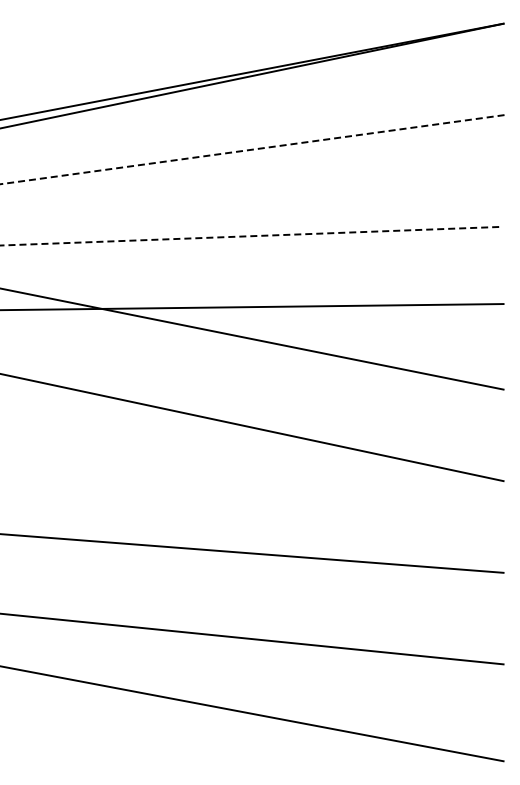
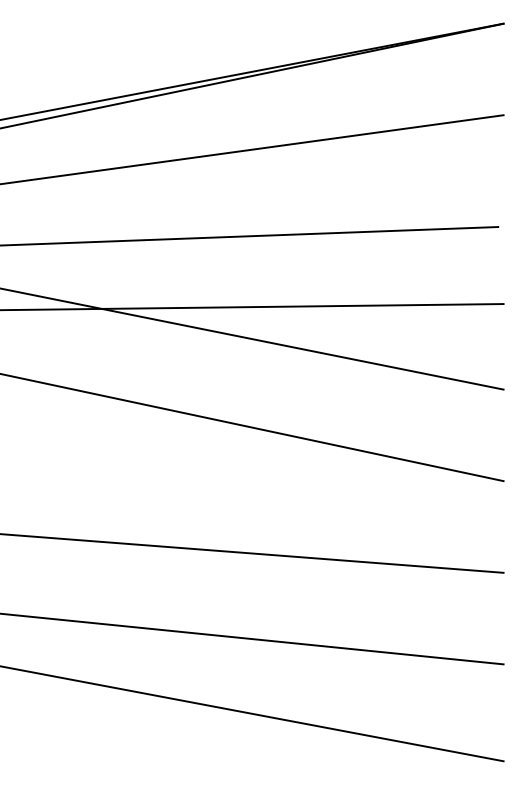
line: dashed -> solid (252, 149)
line: dashed -> solid (249, 236)
